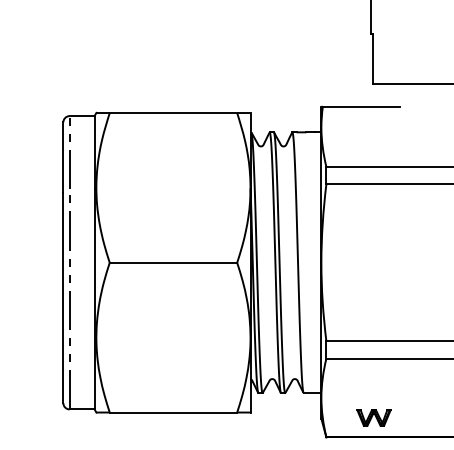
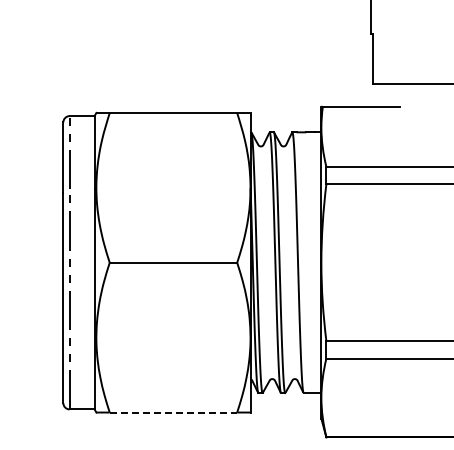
line: solid -> dashed (173, 412)
part: present -> none (373, 417)
